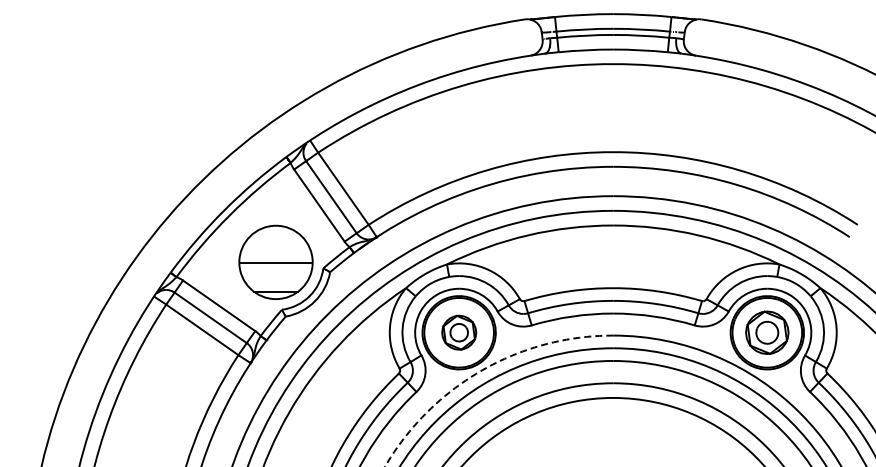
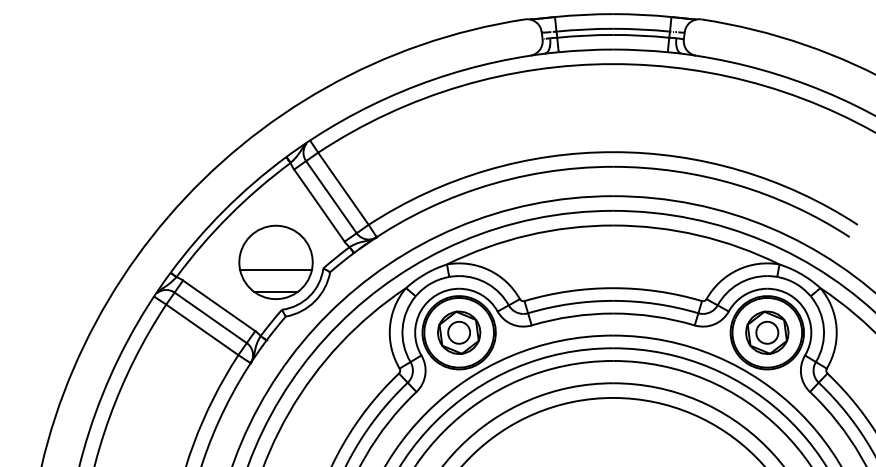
line position: (275, 262) -> (275, 269) (275, 269)
part size: 37x37 px -> 45x45 px (459, 332)
arc: dashed -> solid (482, 370)
